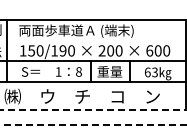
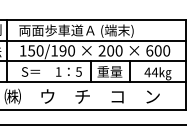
line: none -> present (92, 40)
text: 8 -> 5 (78, 71)
text: 63 -> 44 (151, 72)
line: dashed -> solid (93, 109)
line: dashed -> solid (93, 124)
